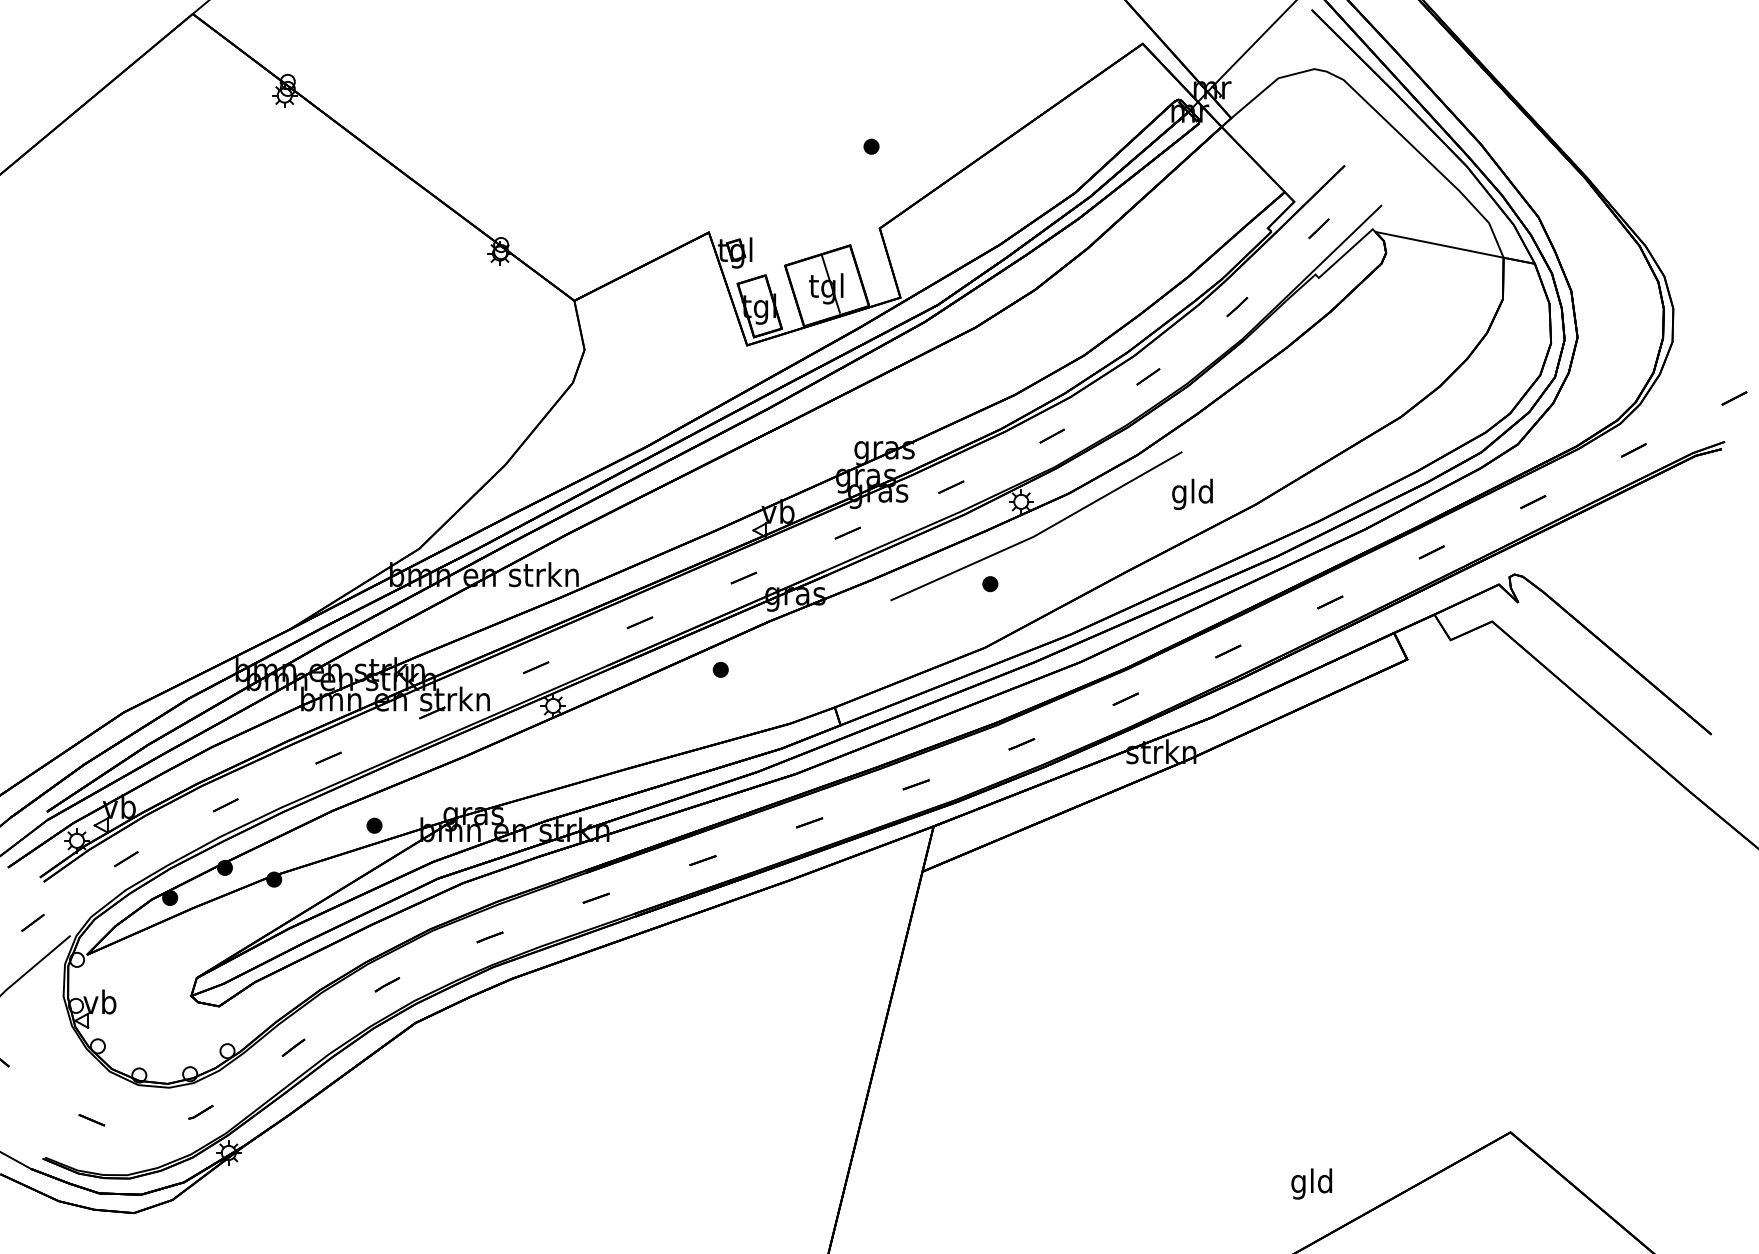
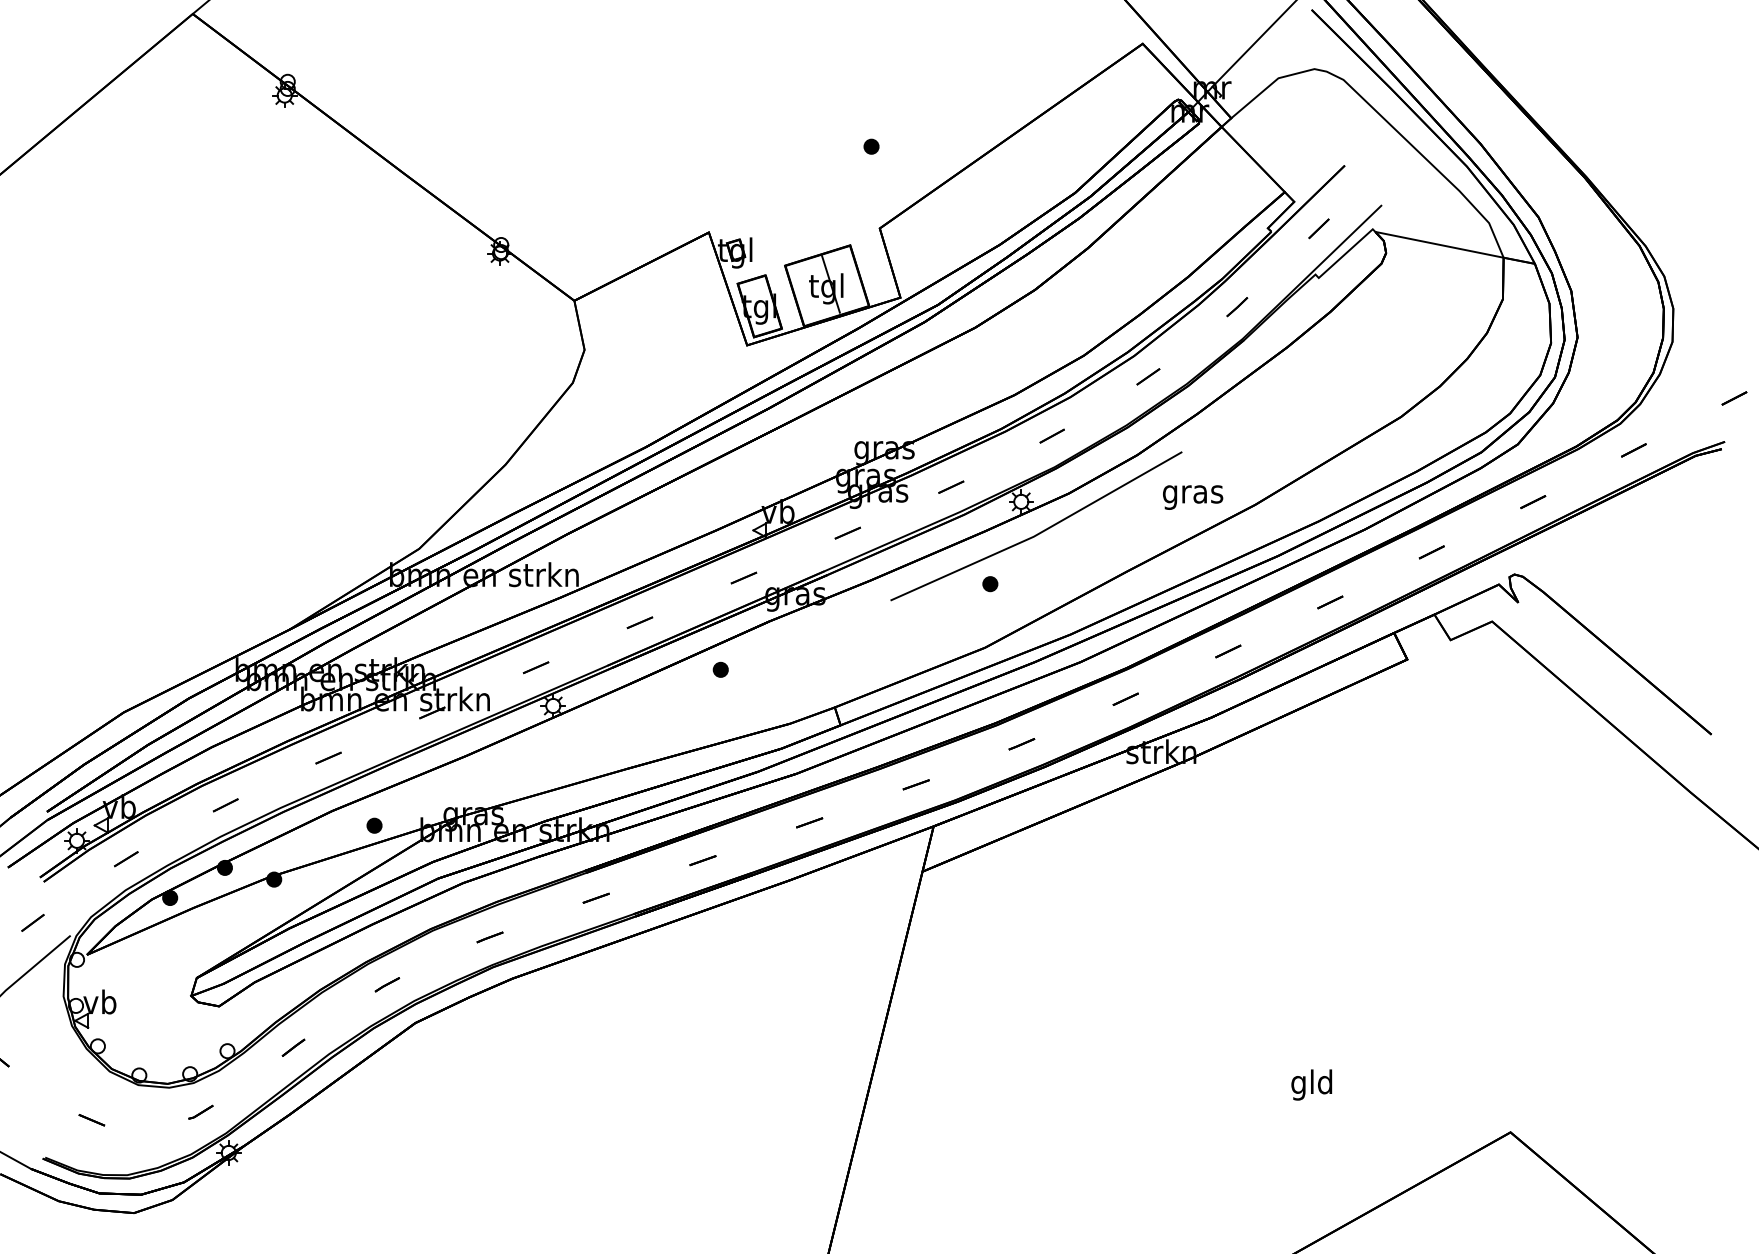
text: gld -> gras (1193, 493)
text position: (1311, 1183) -> (1311, 1084) (1311, 1084)
